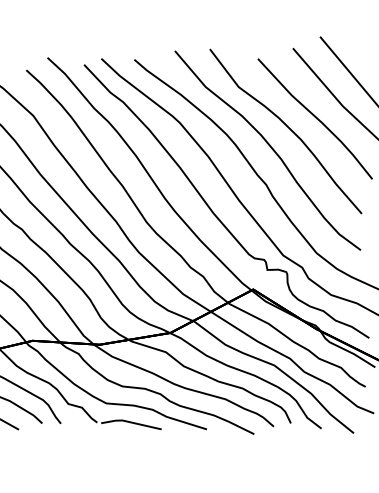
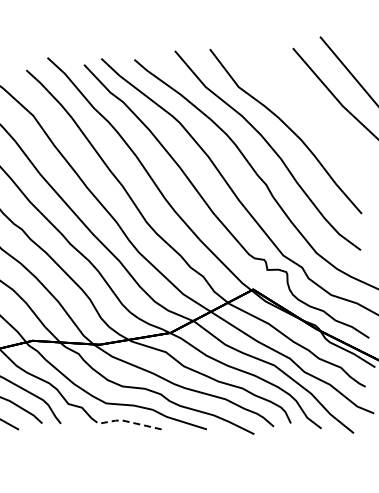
curve: present -> none (314, 117)
line: solid -> dashed (130, 422)
